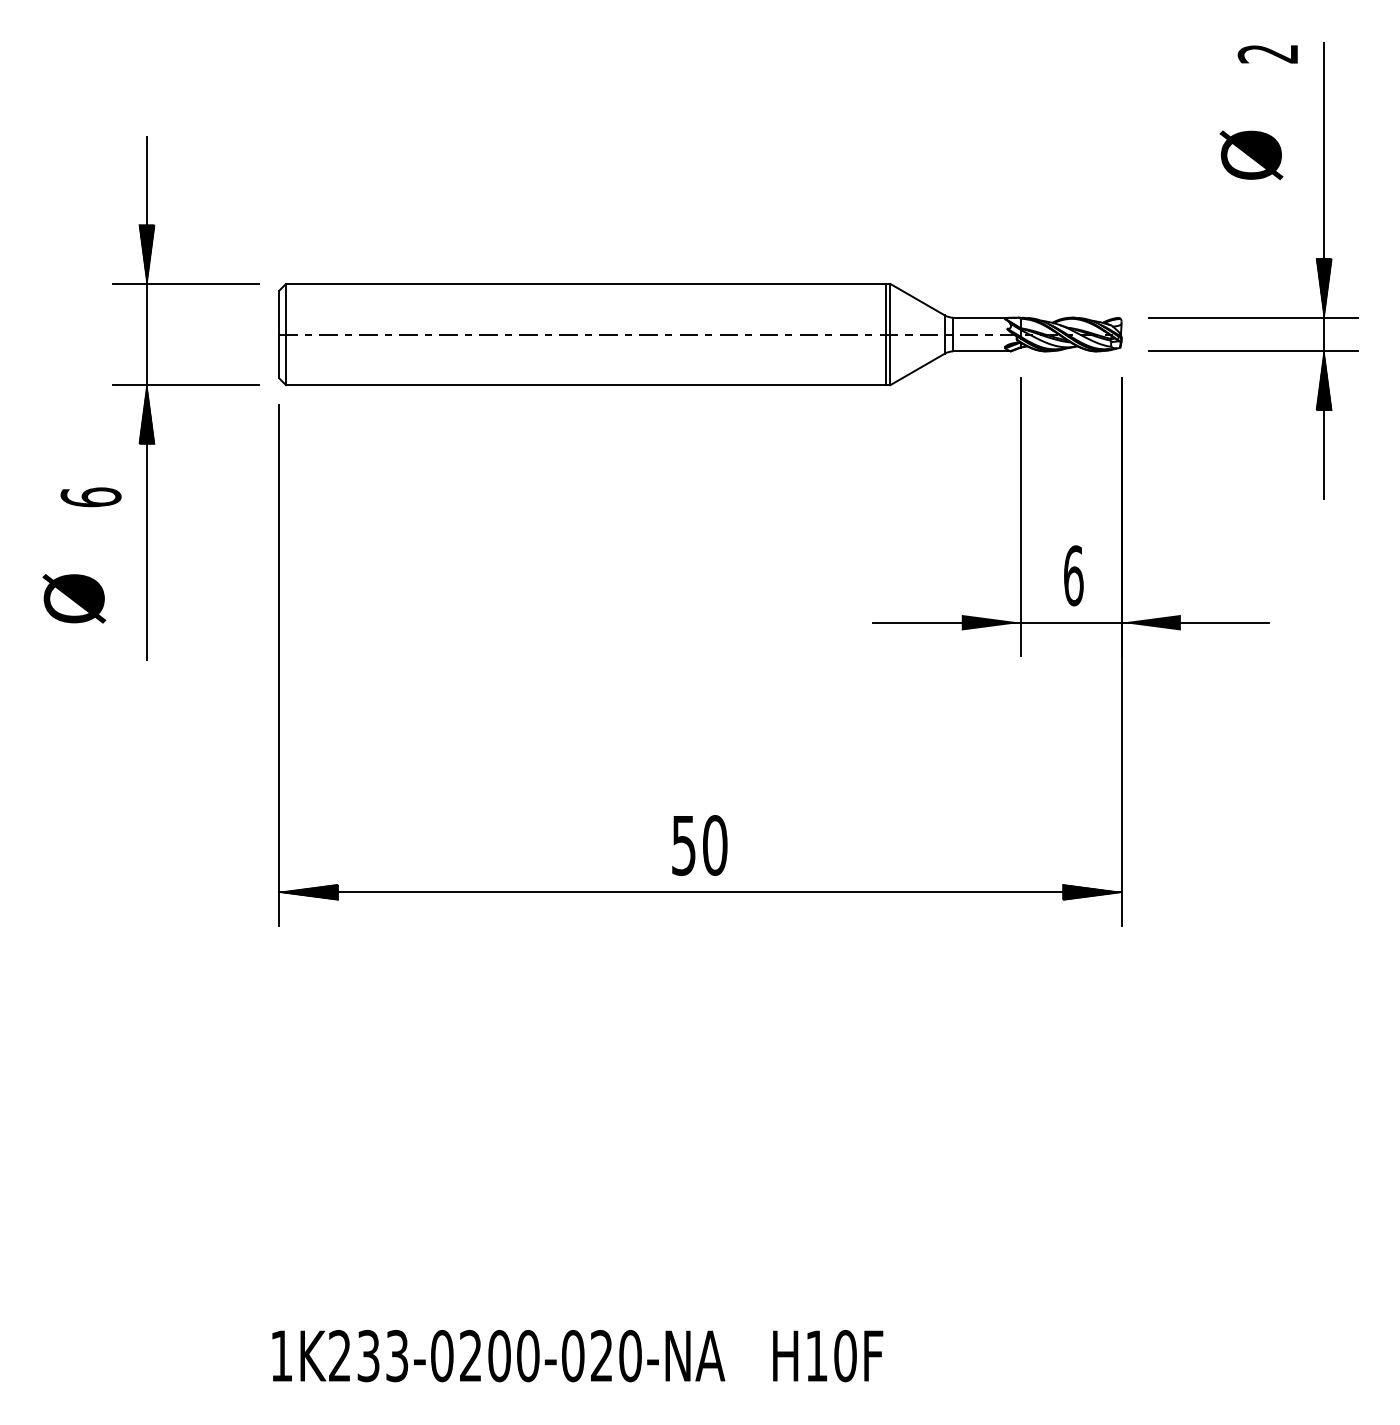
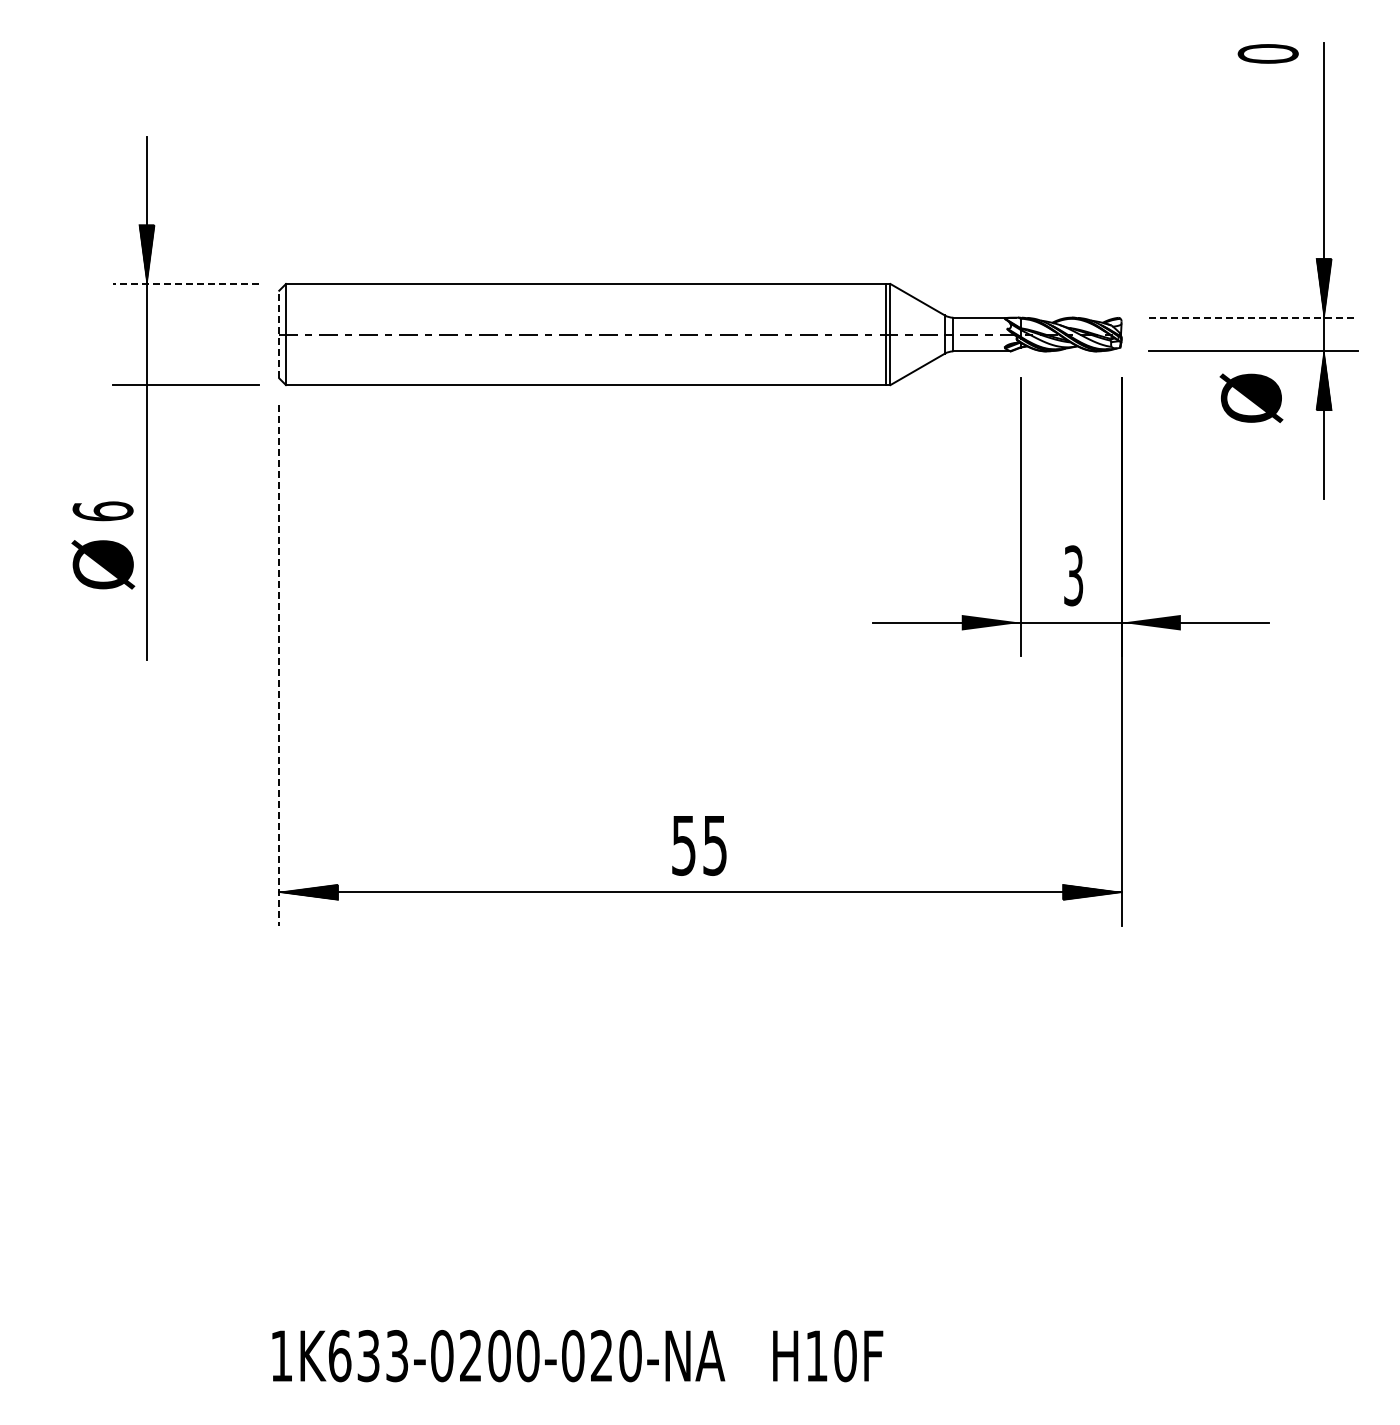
text: 2 -> 0 (1267, 53)
text position: (1251, 154) -> (1251, 397) (1251, 397)
line: solid -> dashed (186, 284)
line: solid -> dashed (1253, 317)
line: solid -> dashed (279, 334)
hatch: present -> none (146, 414)
text position: (90, 497) -> (102, 511) (102, 511)
text: 6 -> 3 (1073, 575)
text position: (74, 598) -> (103, 564) (103, 564)
line: solid -> dashed (279, 666)
text: 50 -> 55 (715, 845)
text: 1K233-0200-020-NA -> 1K633-0200-020-NA (339, 1355)
